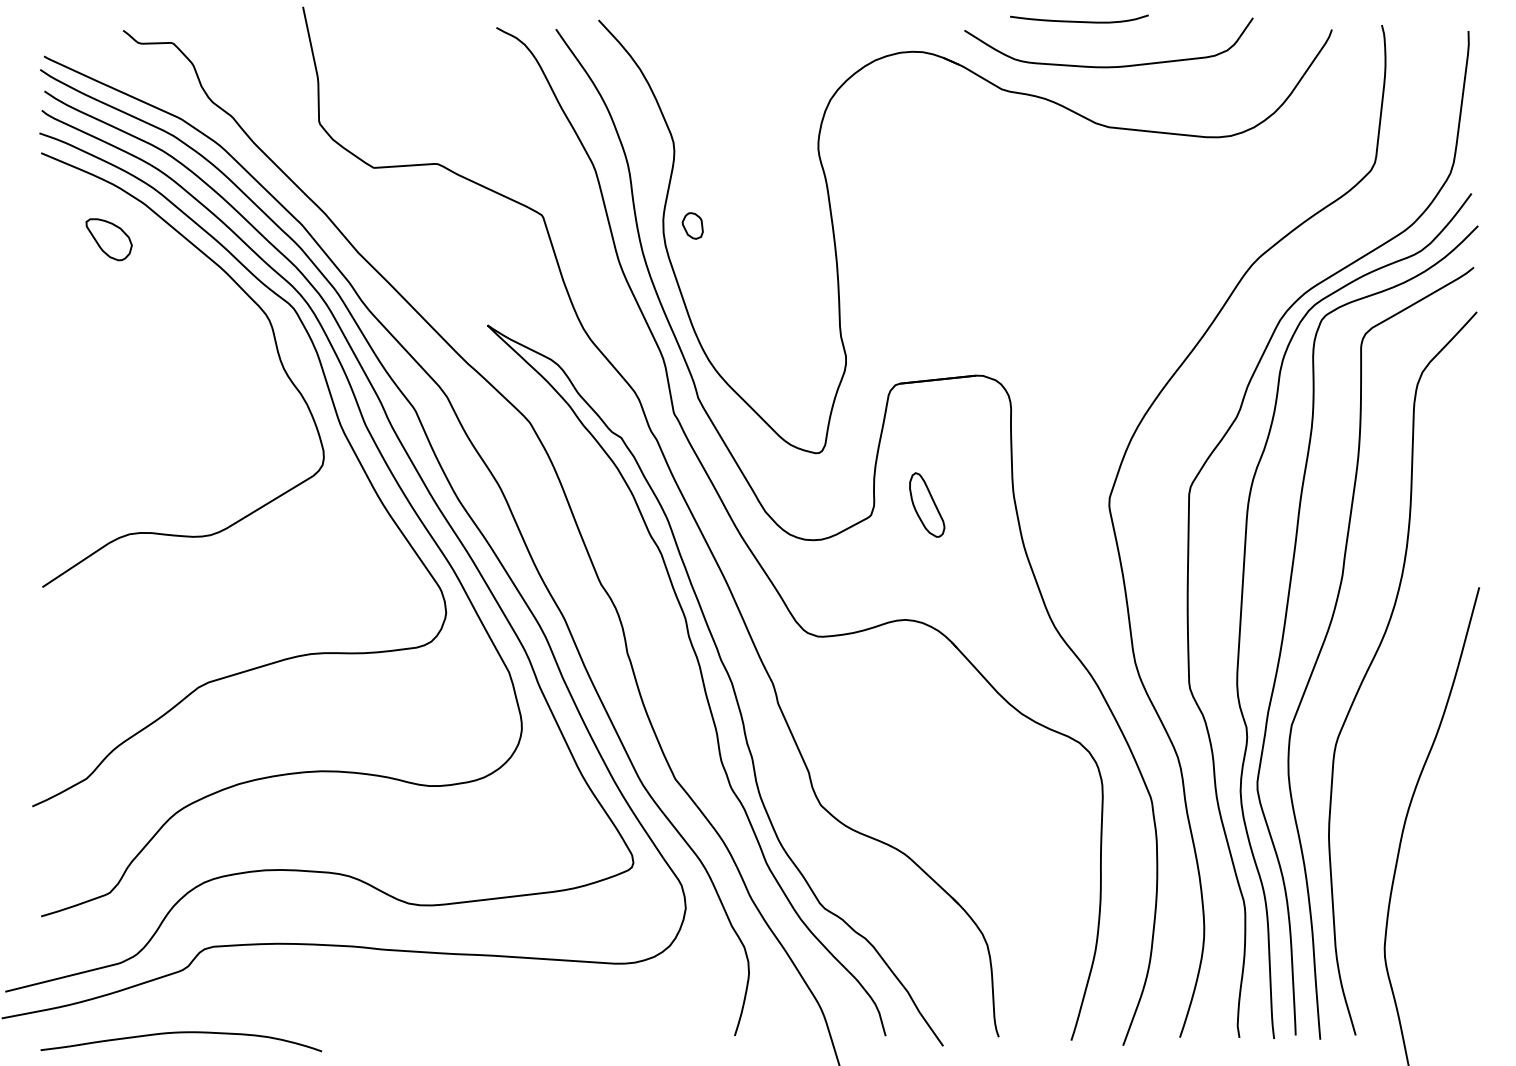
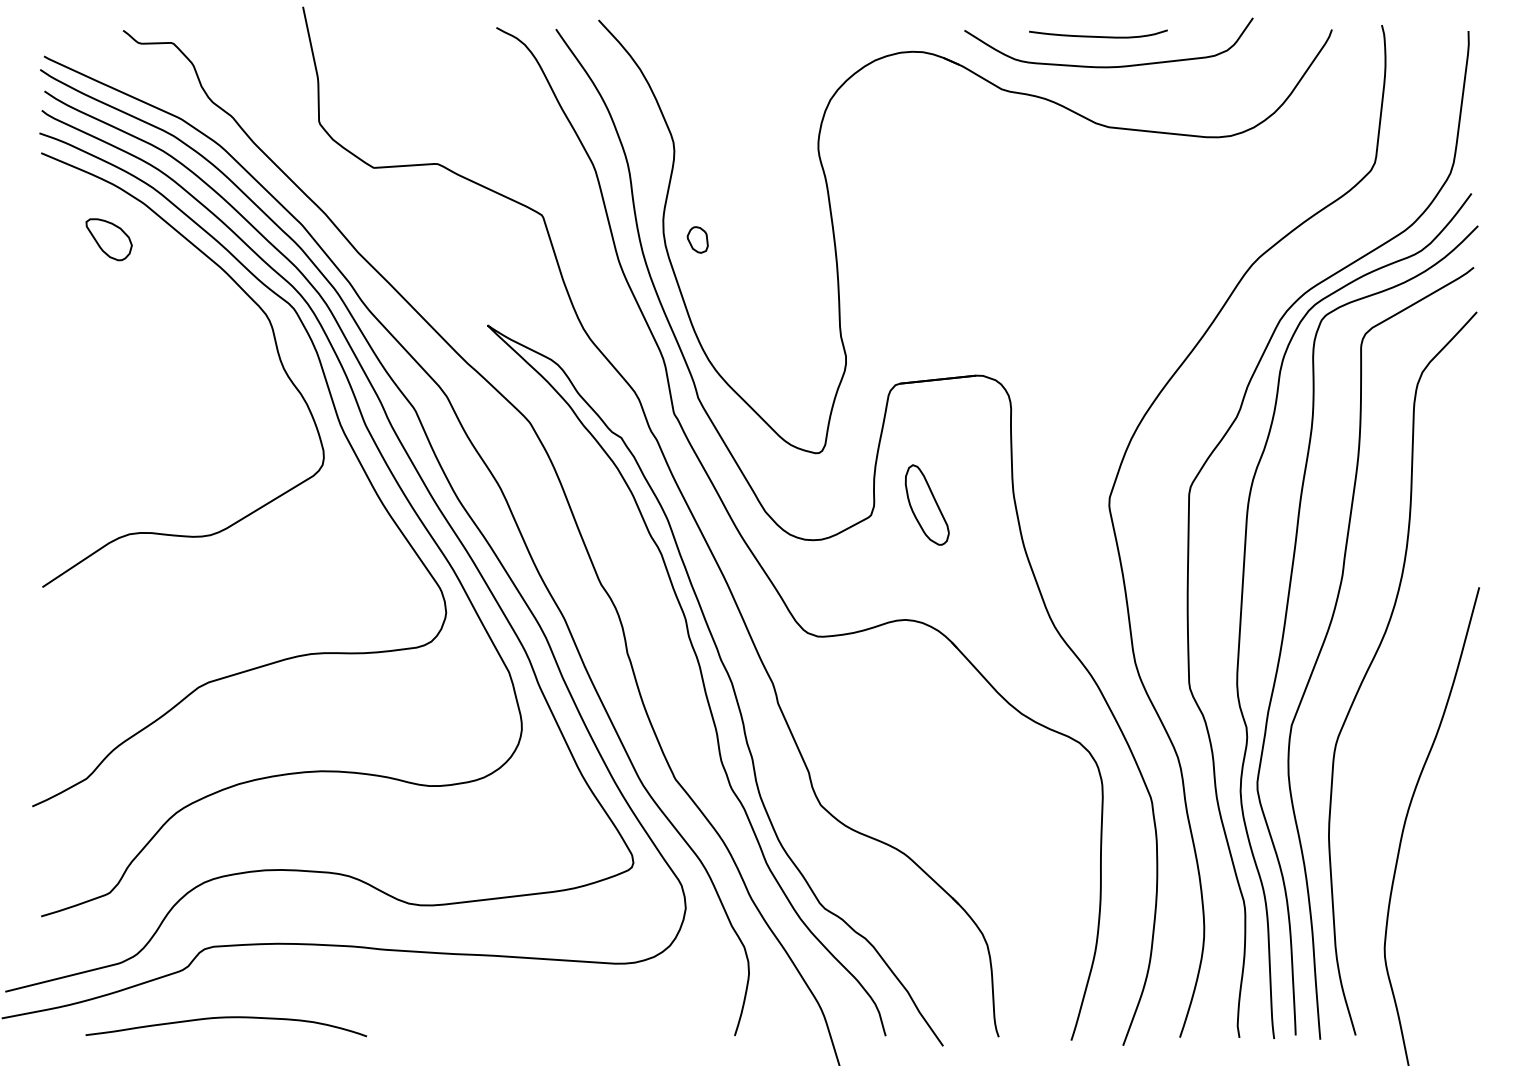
curve position: (1079, 21) -> (1098, 36) (1098, 36)
part position: (692, 225) -> (697, 239) (697, 239)
part size: 37x66 px -> 46x82 px (926, 504)
curve position: (181, 1033) -> (226, 1018) (226, 1018)
